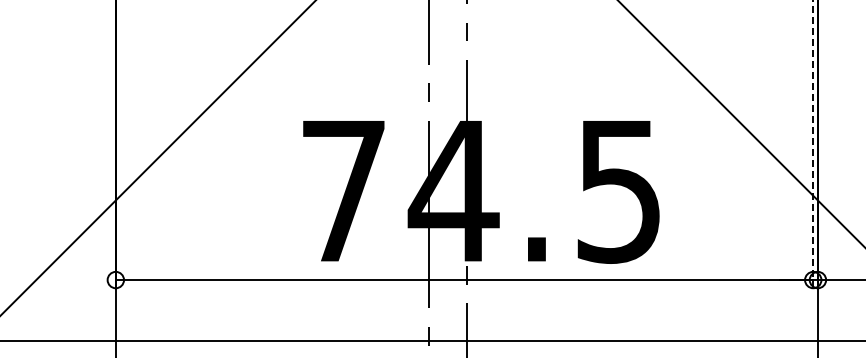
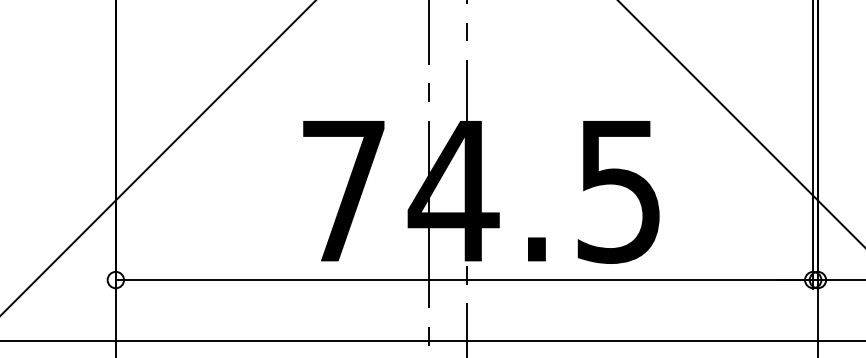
line: dashed -> solid (813, 145)
